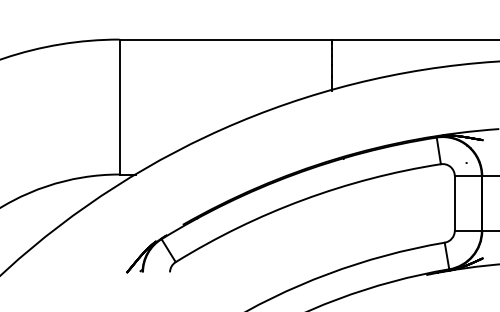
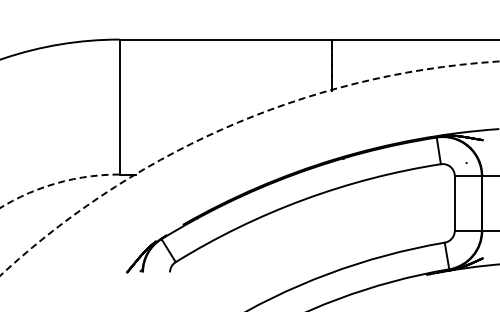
arc: solid -> dashed (229, 126)
arc: solid -> dashed (57, 183)
